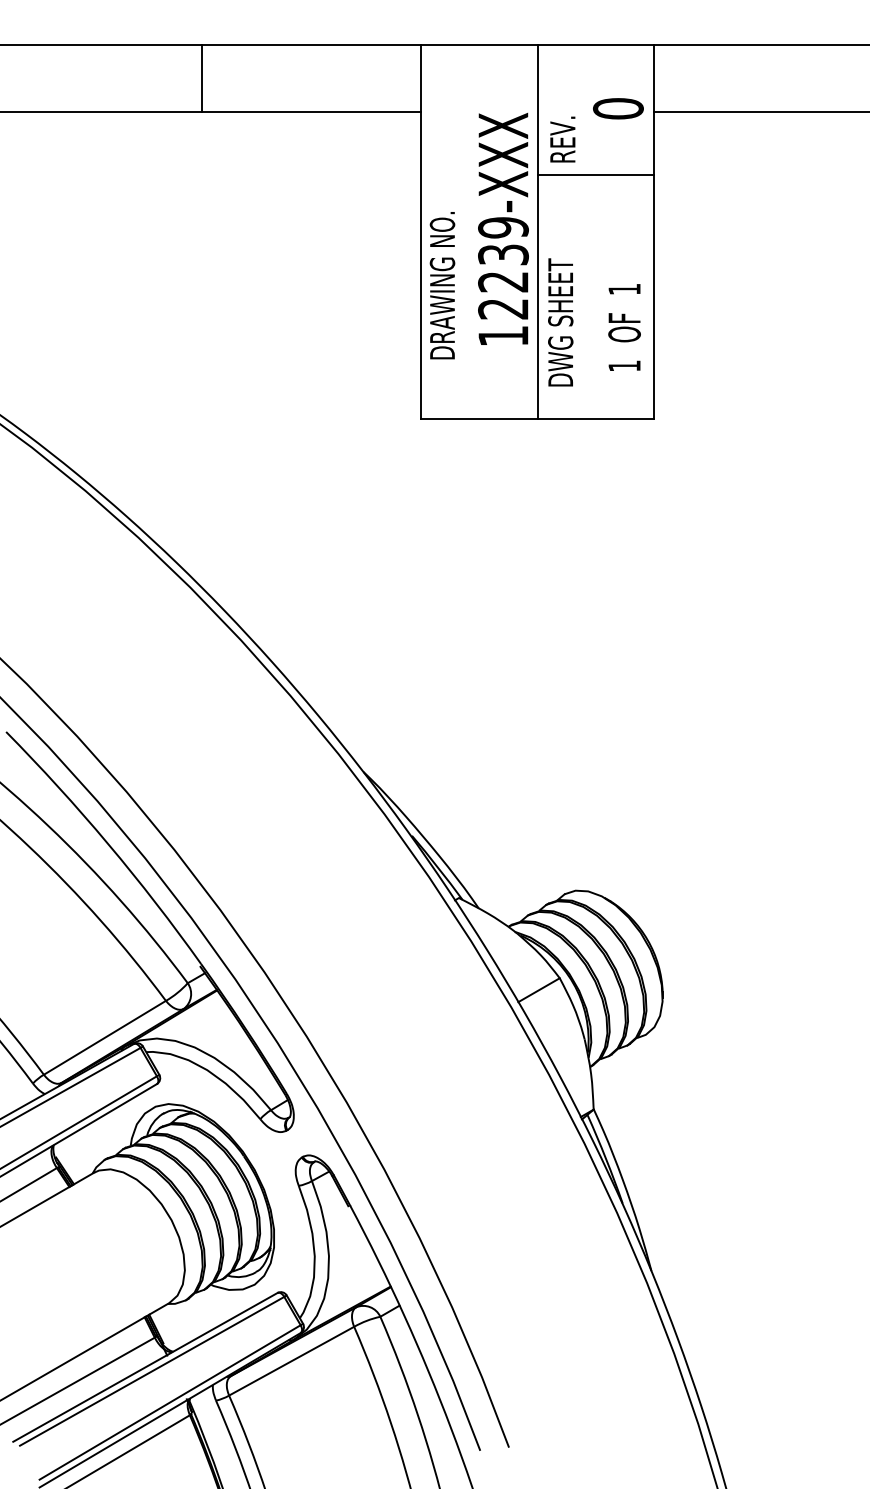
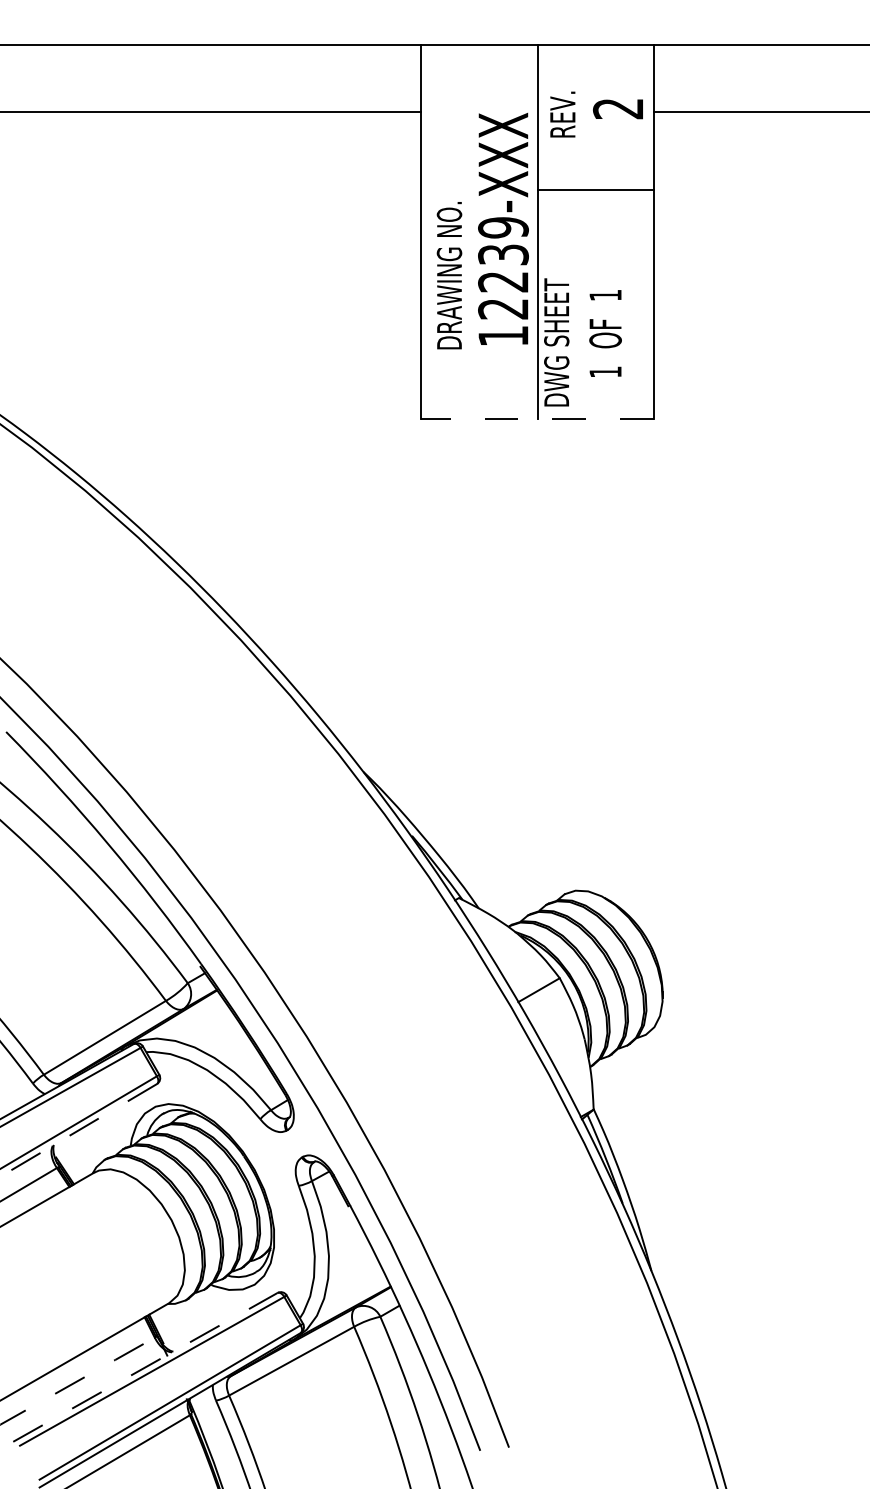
line: present -> none (201, 78)
text: 0 -> 2 (618, 108)
text position: (562, 139) -> (562, 114) (562, 114)
line position: (595, 175) -> (595, 190) (595, 190)
text position: (442, 285) -> (449, 275) (449, 275)
text position: (560, 322) -> (556, 342) (556, 342)
text position: (624, 327) -> (605, 333) (605, 333)
line: solid -> dashed (537, 419)
line: solid -> dashed (78, 1130)
line: solid -> dashed (145, 1367)
line: solid -> dashed (77, 1380)
